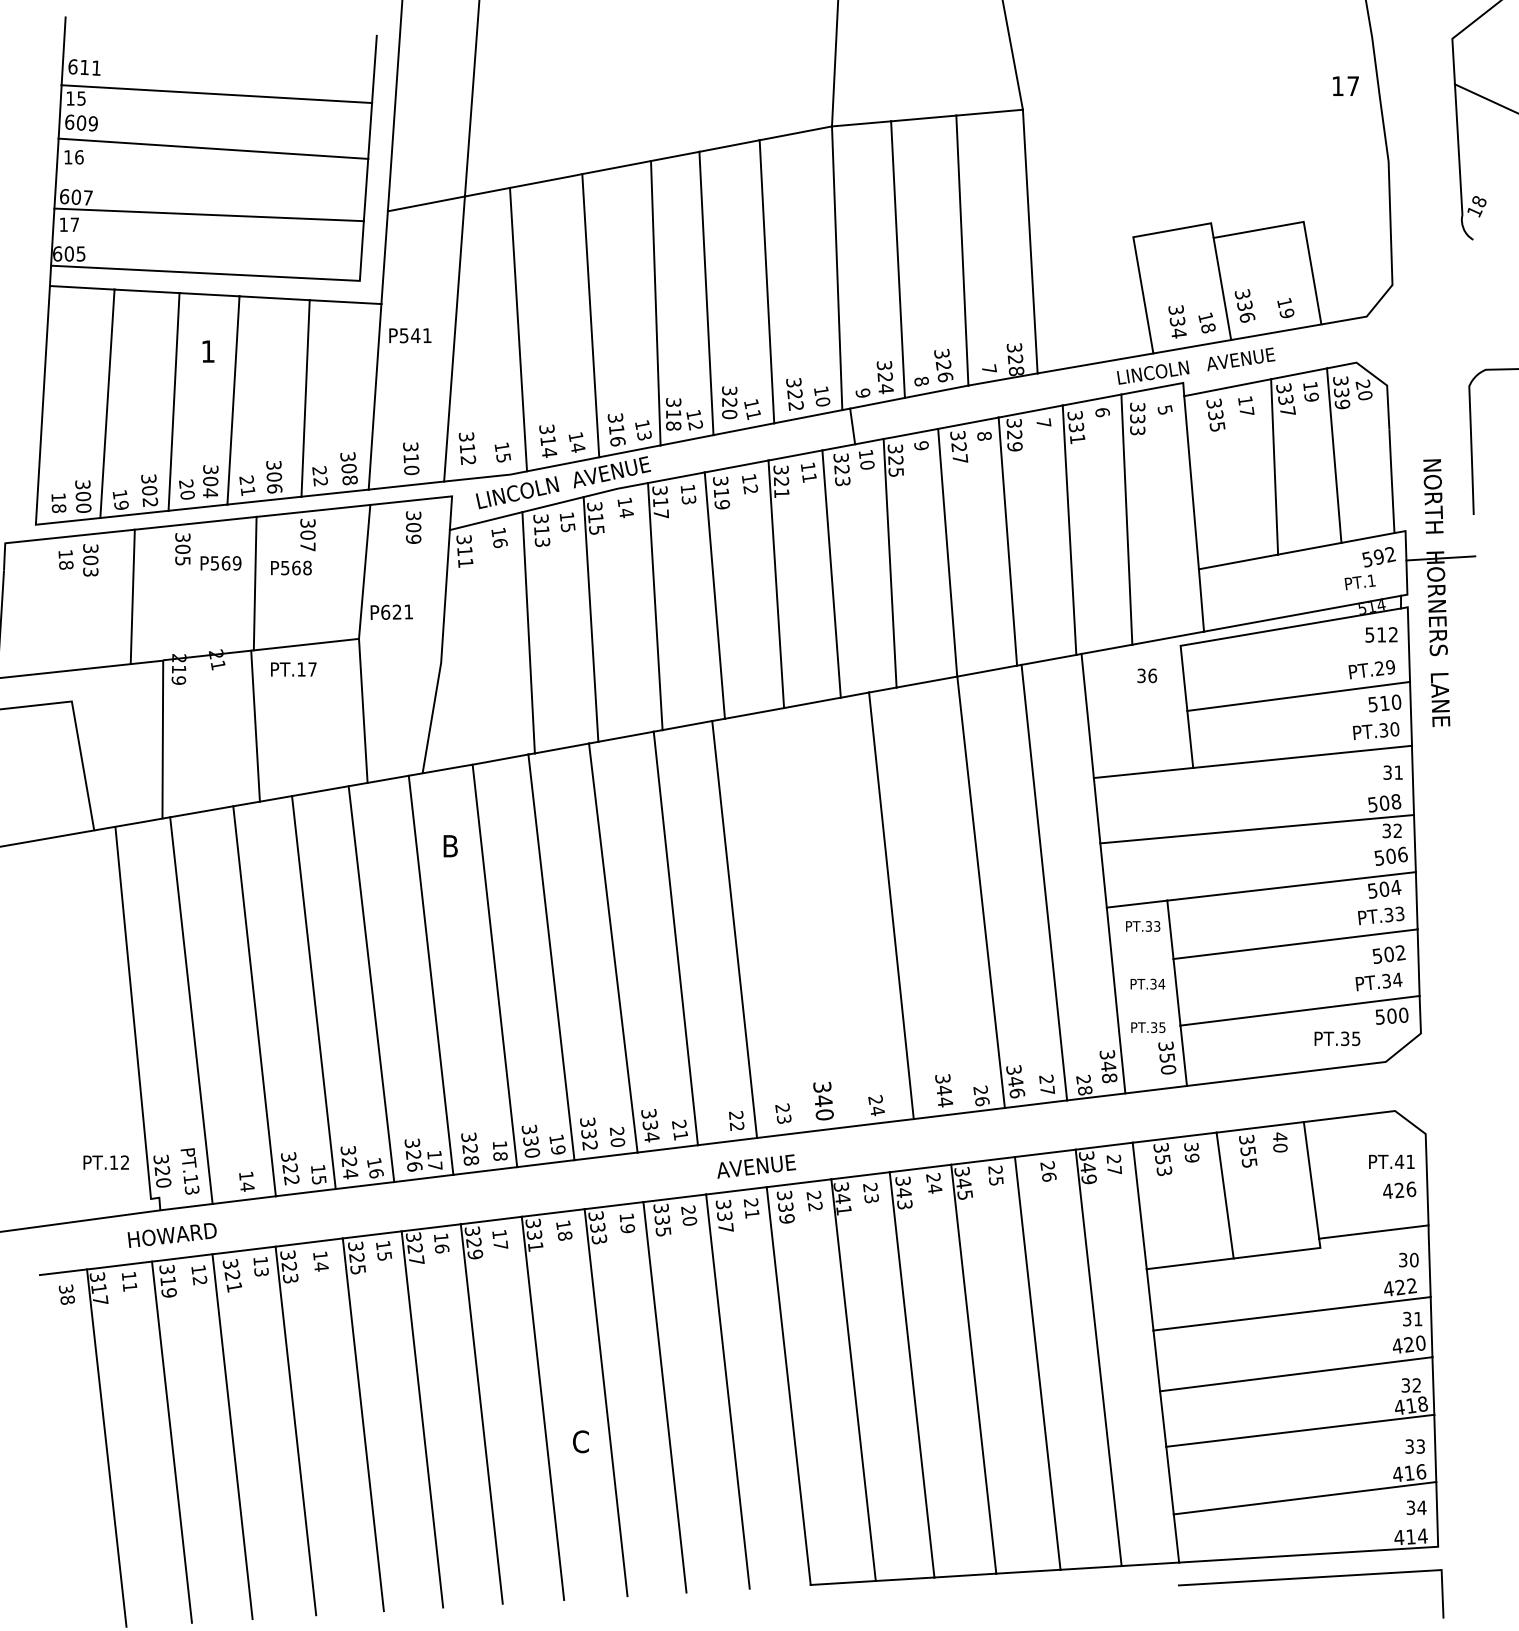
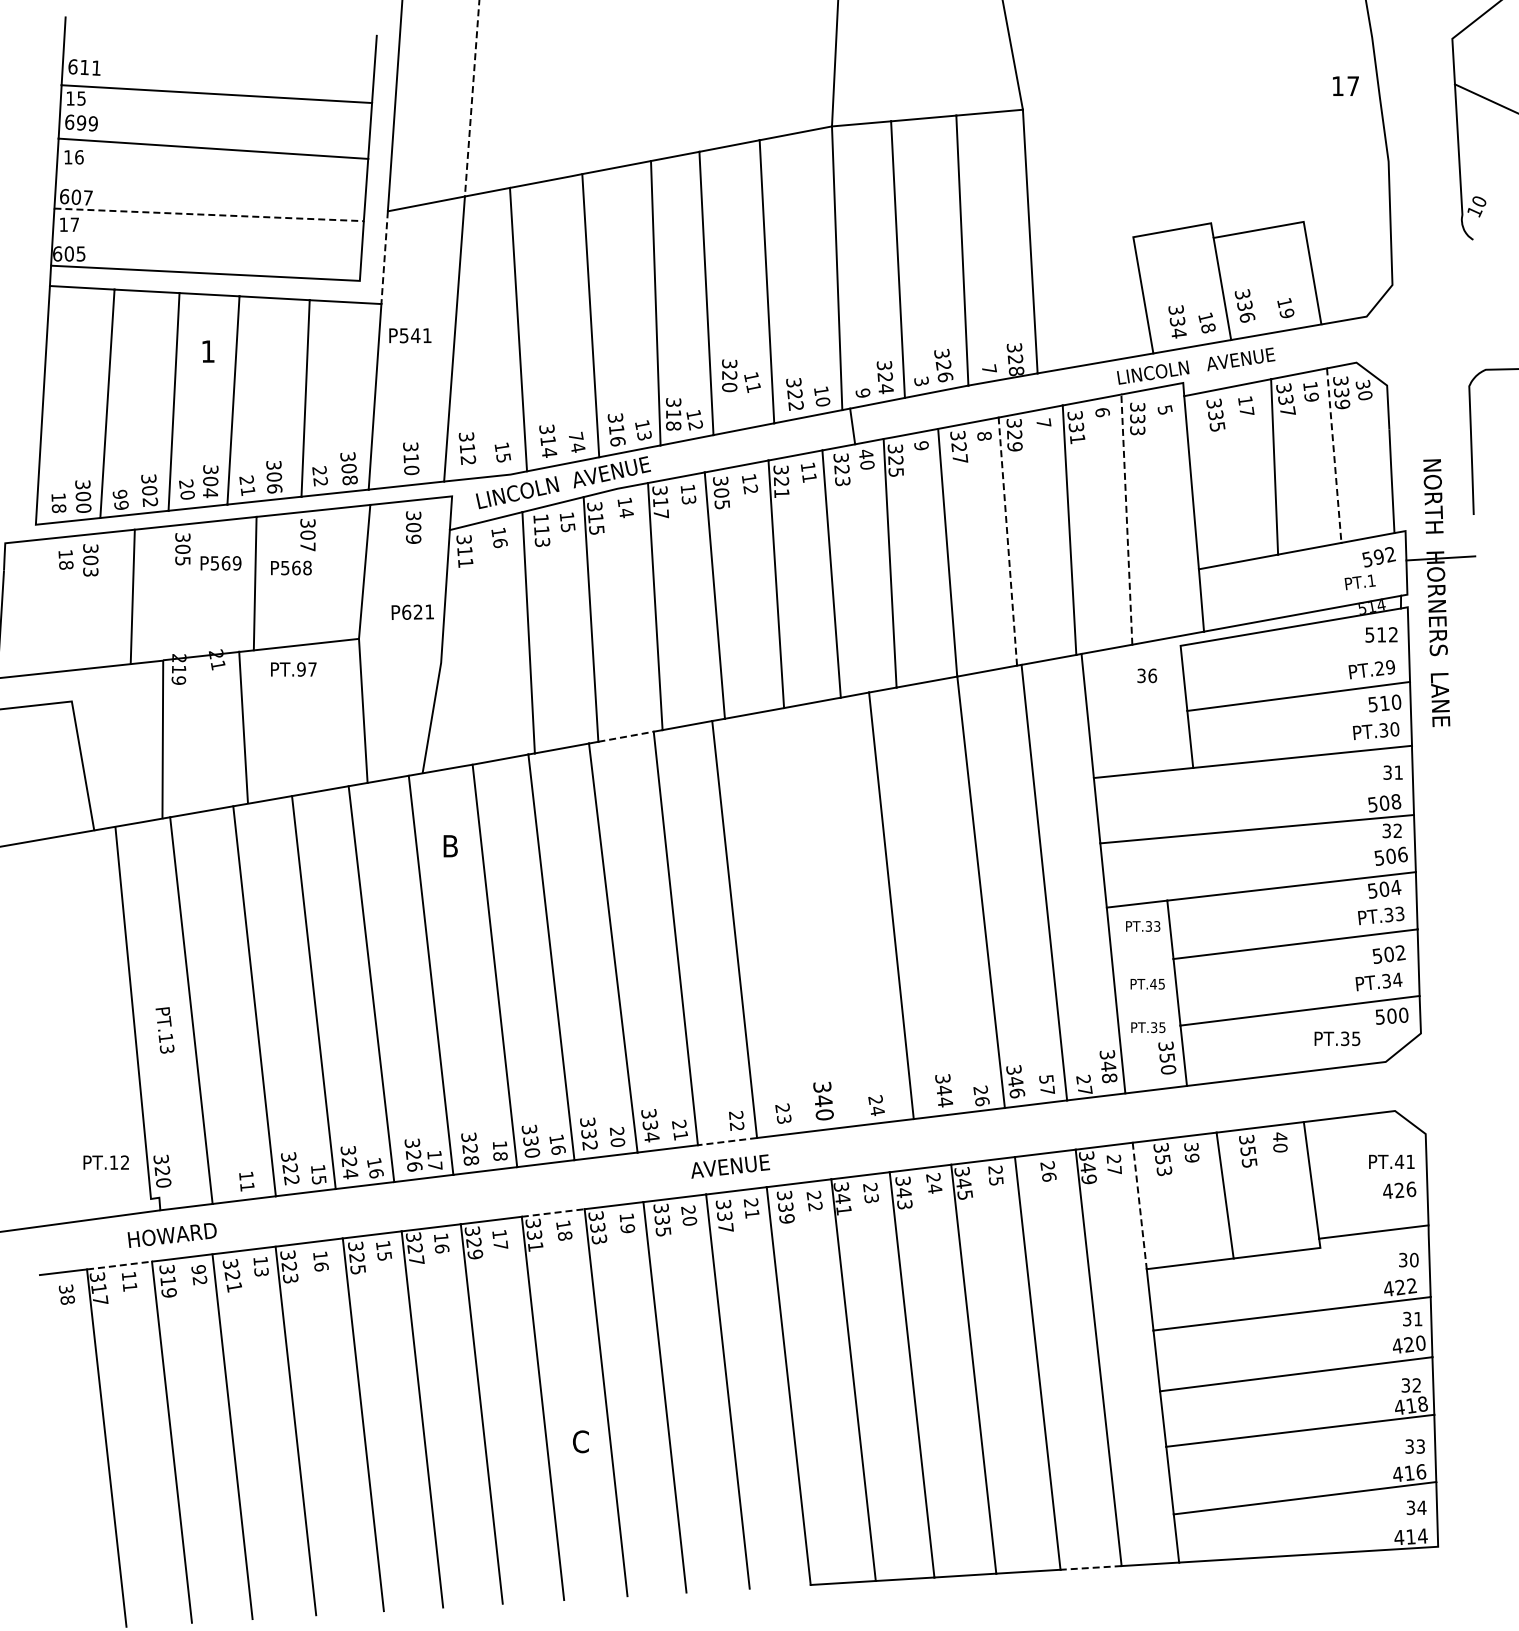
line: solid -> dashed (472, 98)
text: 609 -> 699 (80, 122)
text: 18 -> 10 (1479, 201)
line: solid -> dashed (209, 214)
line: solid -> dashed (384, 258)
text: 8 -> 3 (921, 381)
text: 20 -> 30 (1362, 384)
text position: (741, 402) -> (741, 375) (741, 375)
text: 14 -> 74 (575, 436)
text: 10 -> 40 (865, 454)
line: solid -> dashed (1334, 455)
text: 19 -> 99 (119, 494)
text: 319 -> 305 (721, 498)
text: 313 -> 113 (540, 518)
line: solid -> dashed (1126, 519)
line: solid -> dashed (1007, 541)
text position: (391, 611) -> (412, 611) (412, 611)
text: PT.17 -> PT.97 (301, 669)
line position: (255, 725) -> (243, 726) (243, 726)
line: solid -> dashed (626, 736)
text: PT.34 -> PT.45 (1157, 983)
text: 27 -> 57 (1046, 1078)
text: 28 -> 27 (1085, 1090)
line: solid -> dashed (727, 1141)
text: 19 -> 16 (558, 1149)
text position: (756, 1166) -> (730, 1166) (730, 1166)
text position: (189, 1171) -> (164, 1030) (164, 1030)
text: 14 -> 11 (247, 1186)
line: solid -> dashed (1139, 1205)
line: solid -> dashed (553, 1213)
line: solid -> dashed (119, 1265)
text: 14 -> 16 (321, 1266)
text: 12 -> 92 (198, 1269)
line: solid -> dashed (1091, 1567)
line: present -> none (1311, 1578)
